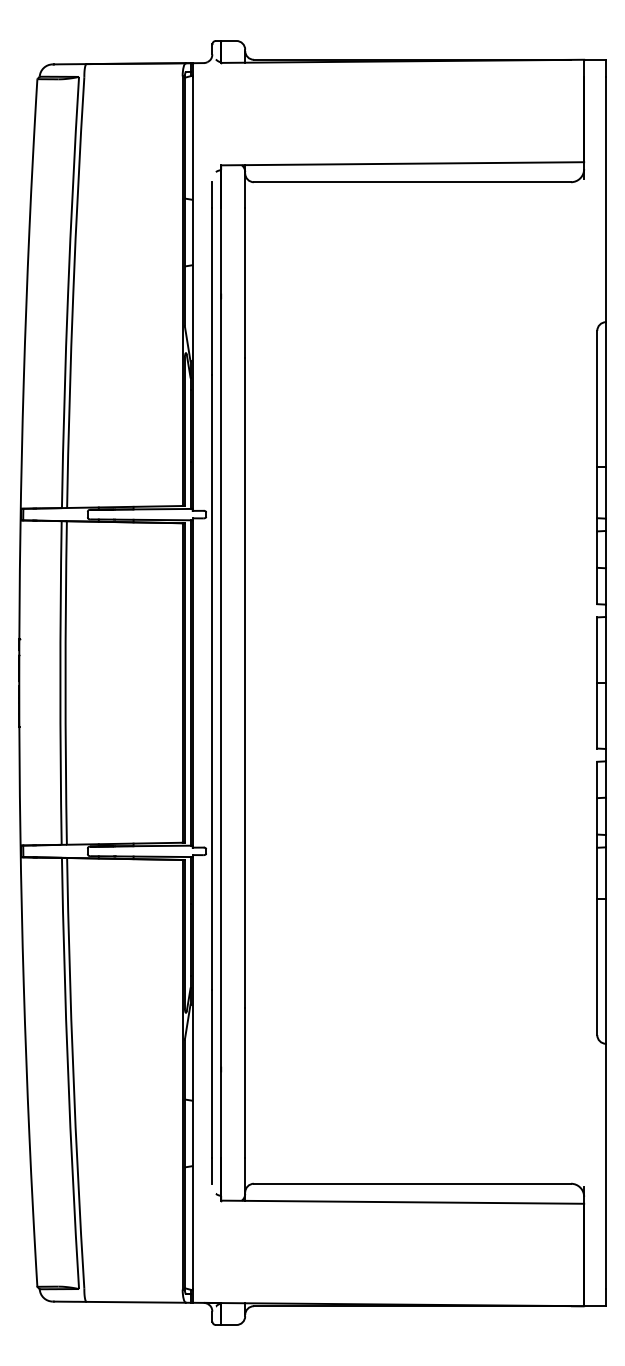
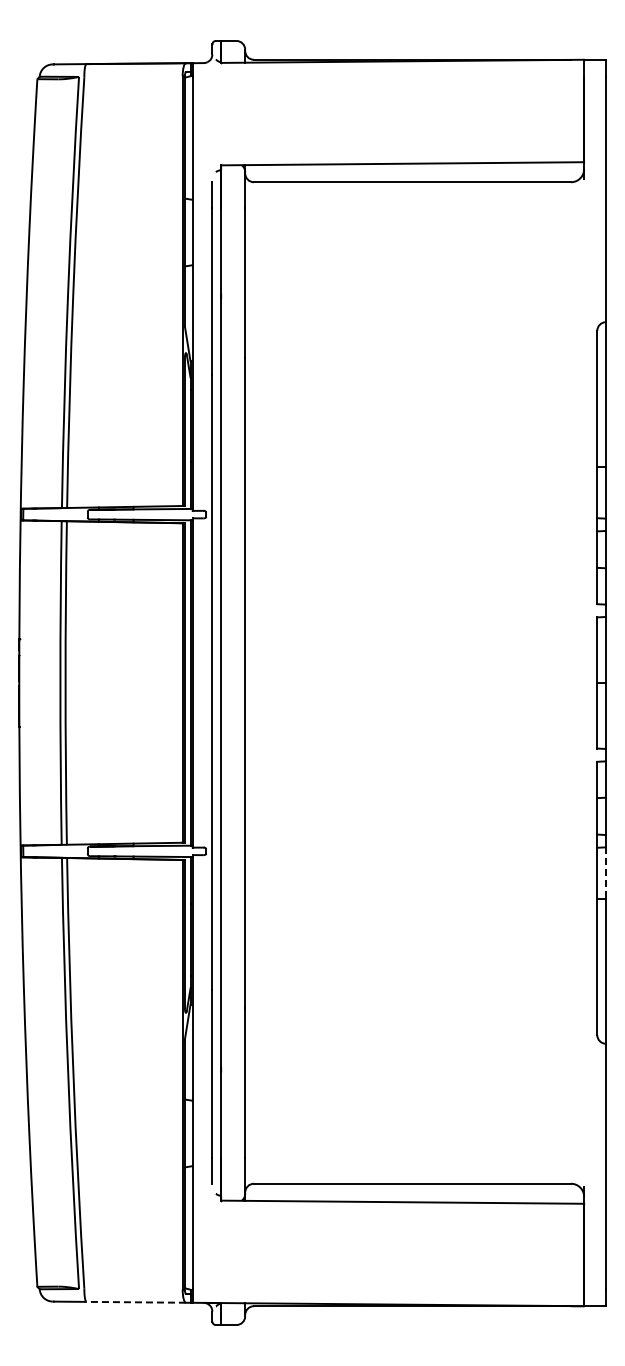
line: solid -> dashed (606, 873)
line: solid -> dashed (136, 1302)
